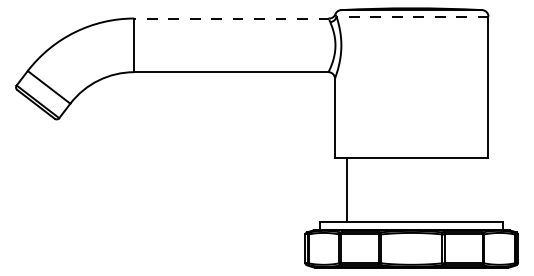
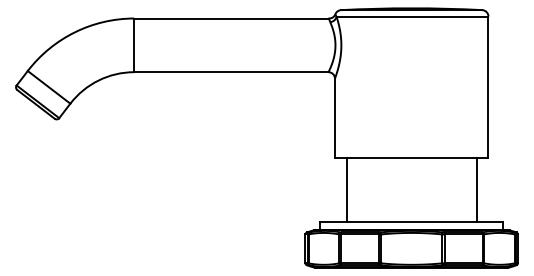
line: dashed -> solid (412, 16)
line: dashed -> solid (231, 18)
line: none -> present (476, 190)
